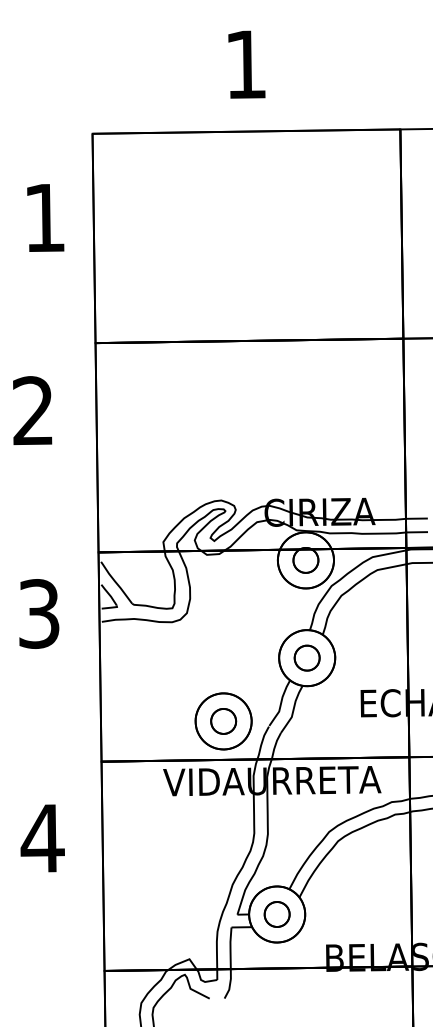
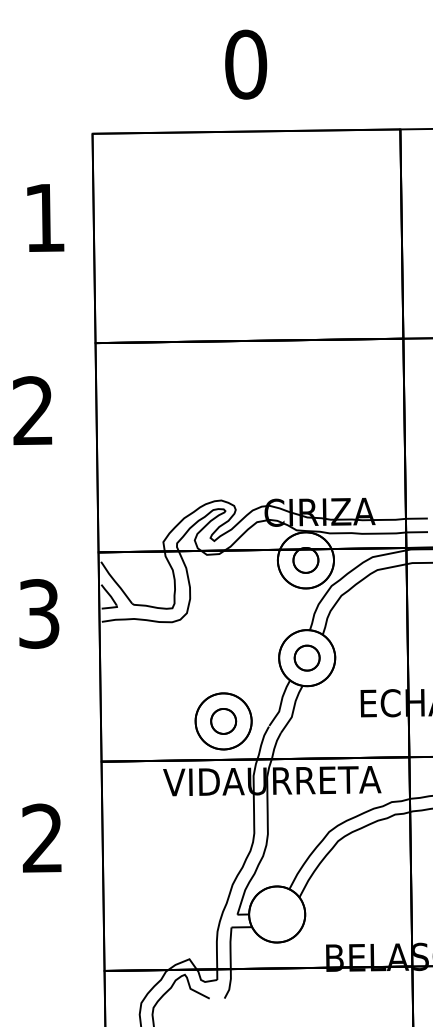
text: 1 -> 0 (246, 64)
text: 4 -> 2 (42, 837)
part: present -> none (276, 914)
